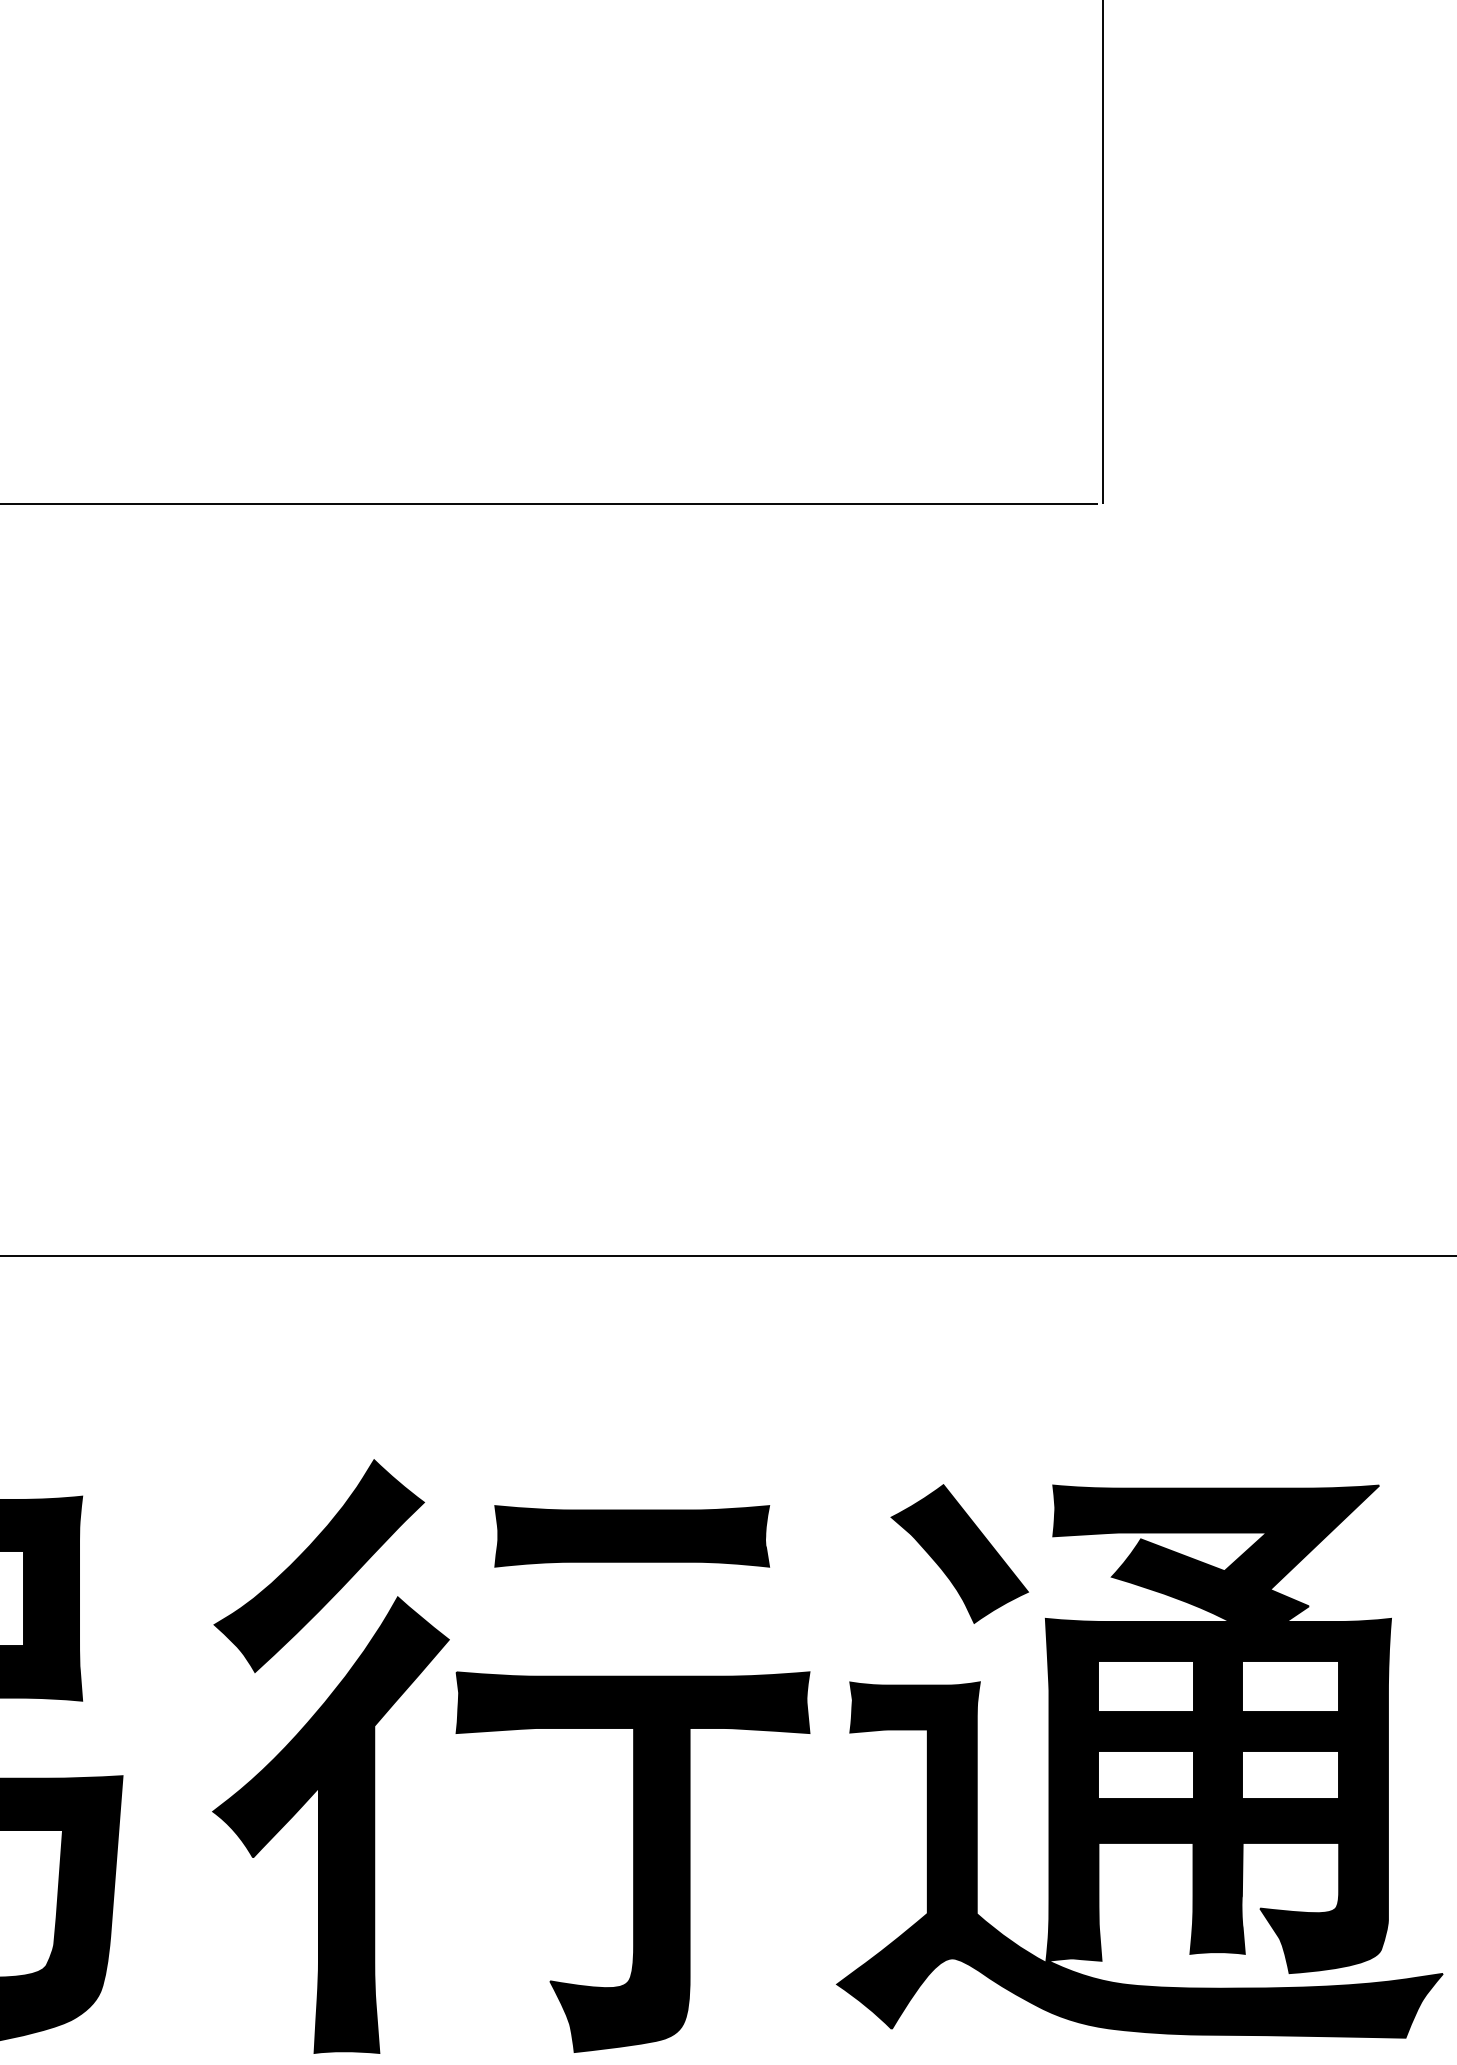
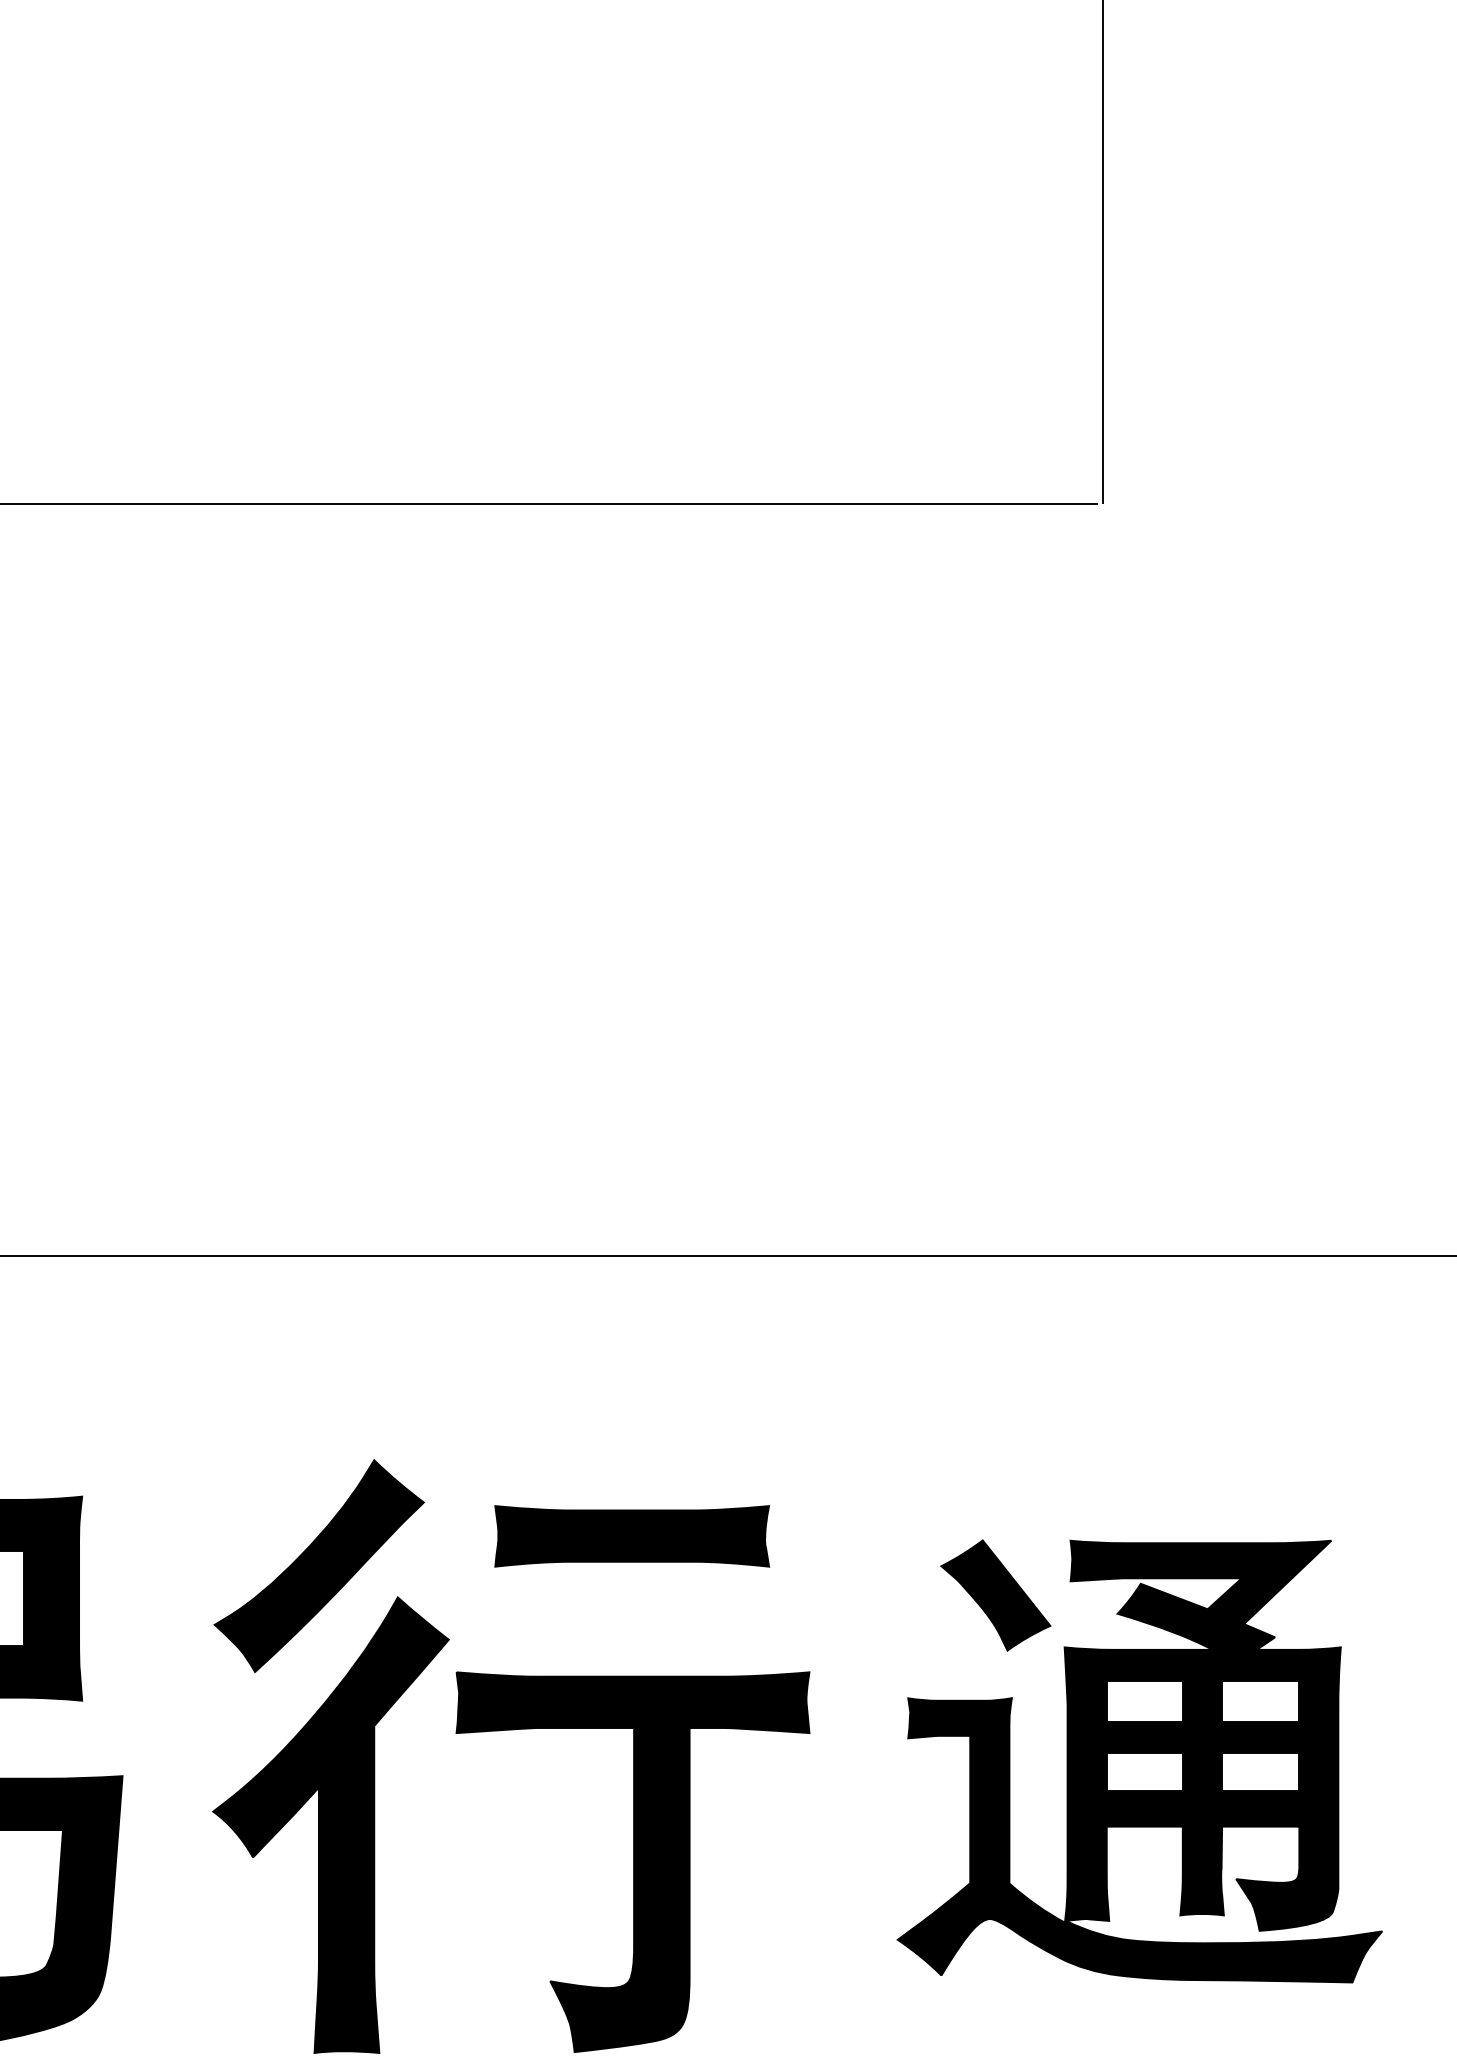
part size: 608x555 px -> 487x445 px (1139, 1761)
